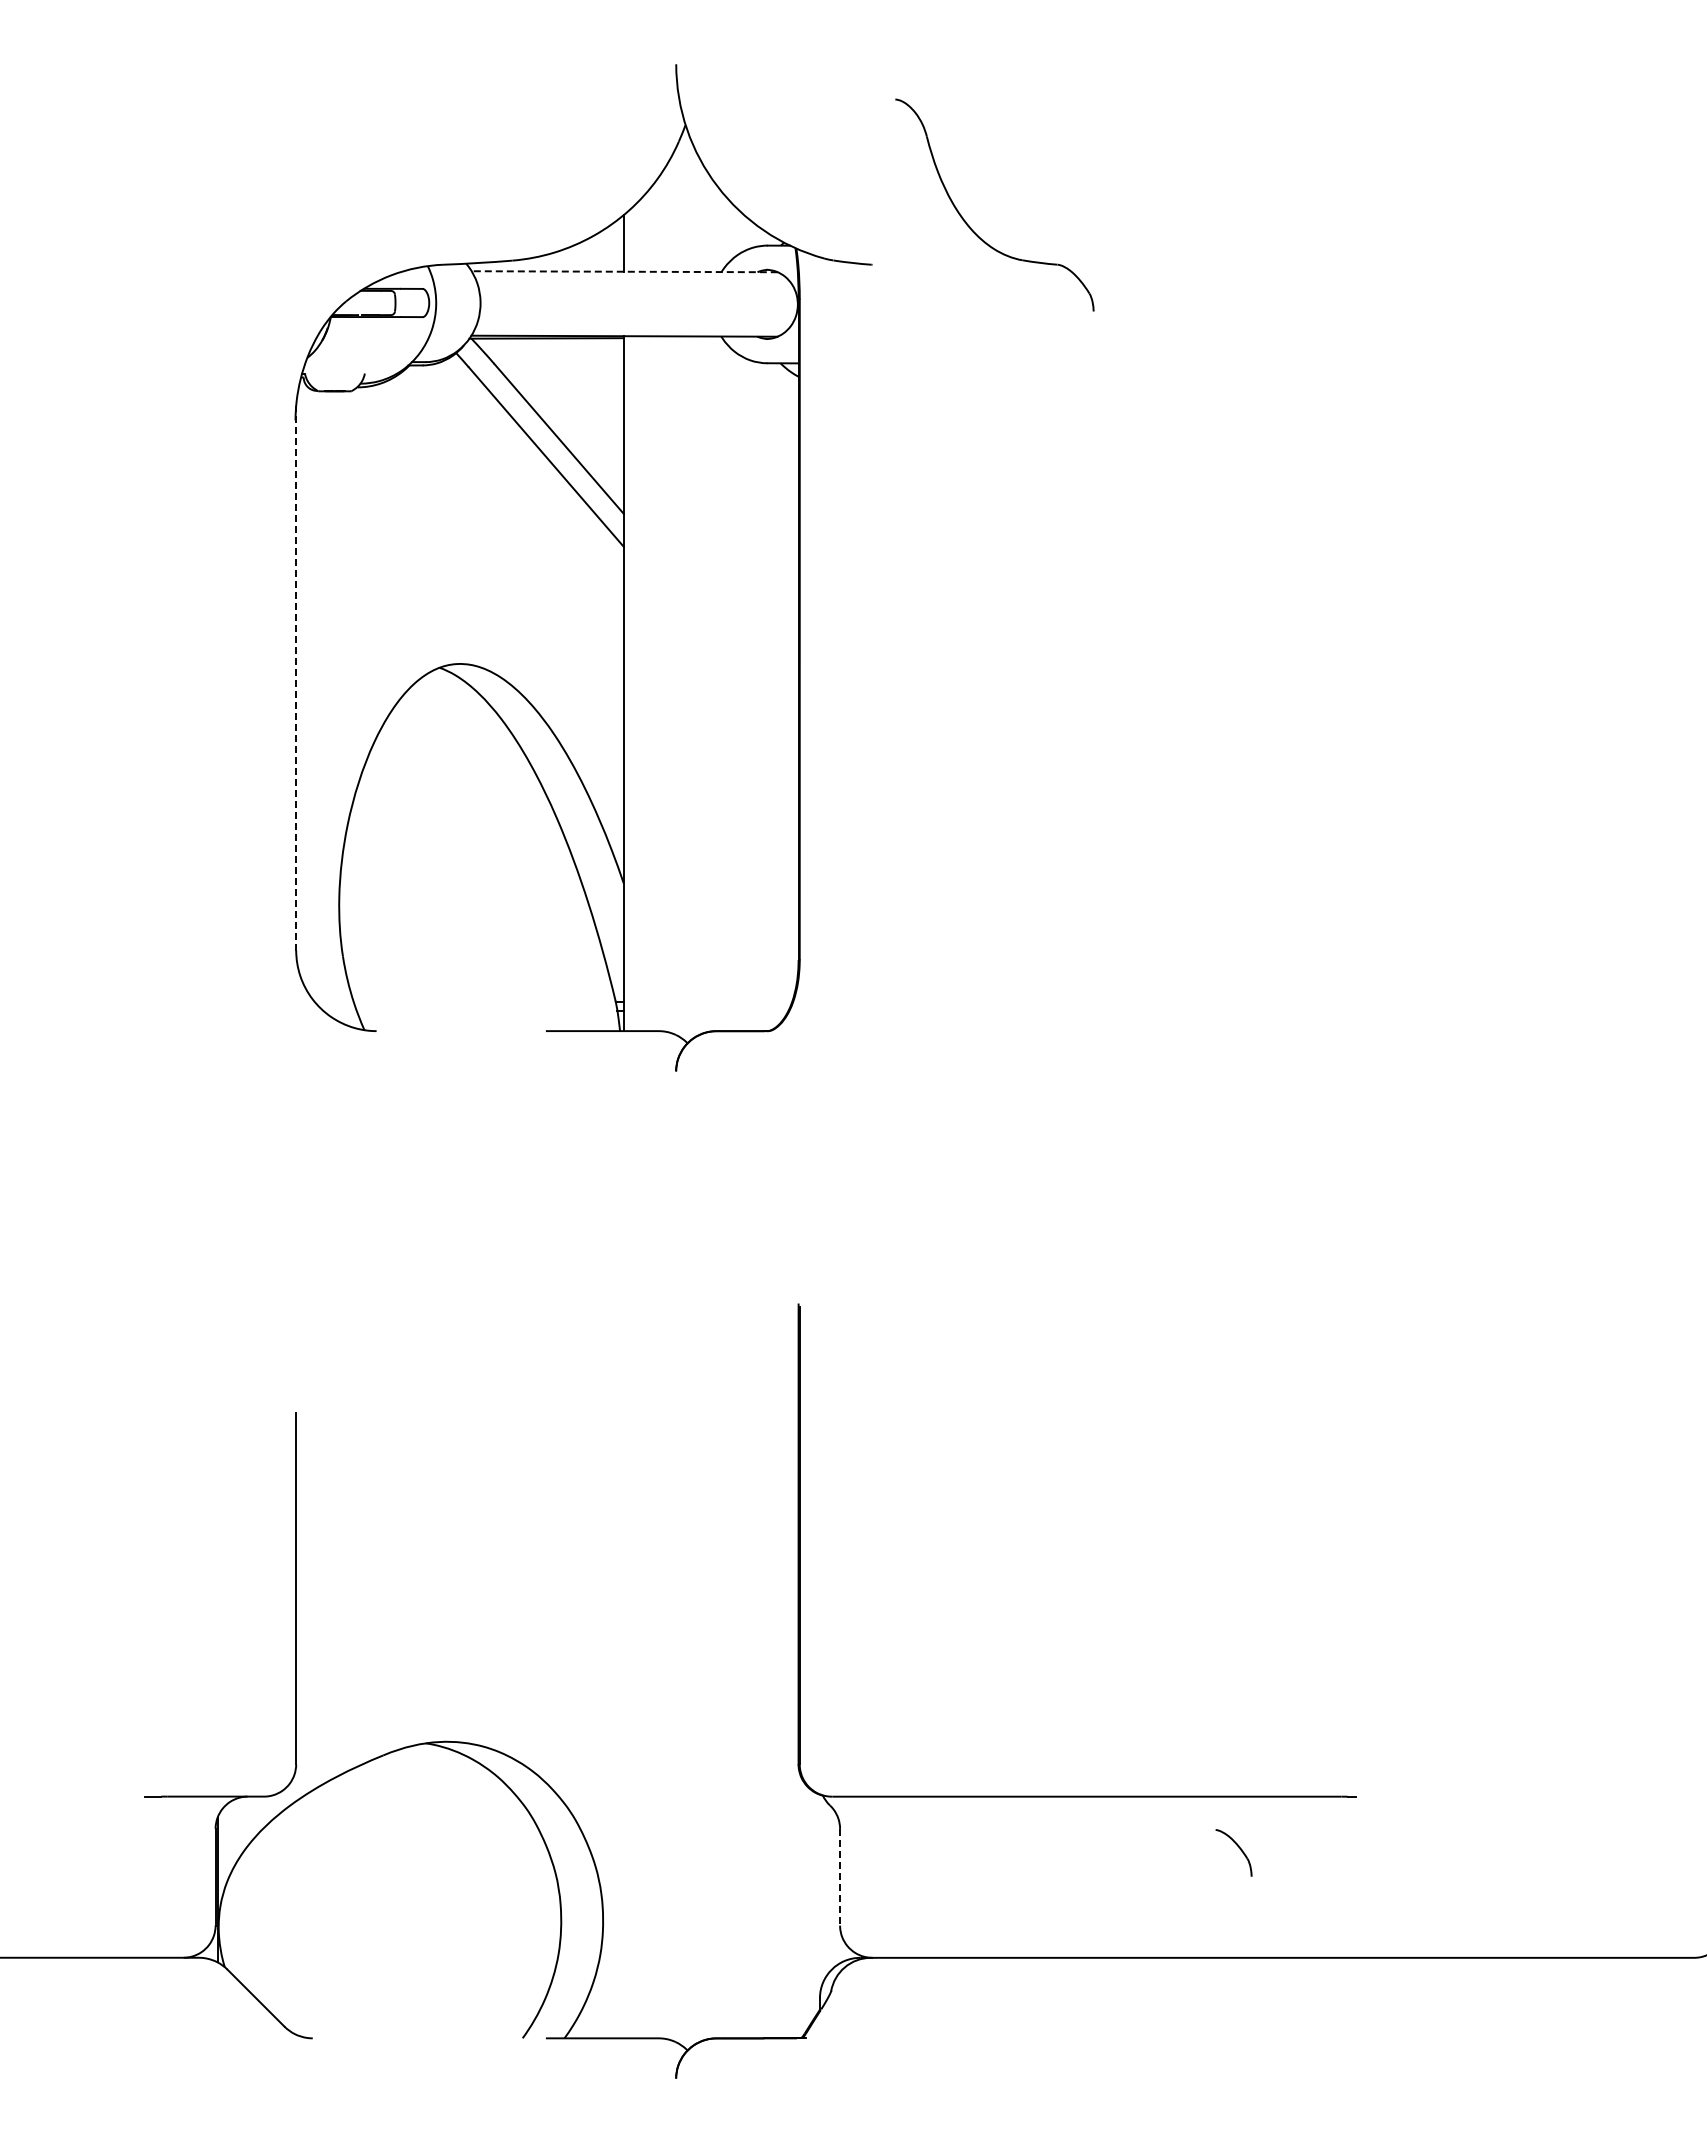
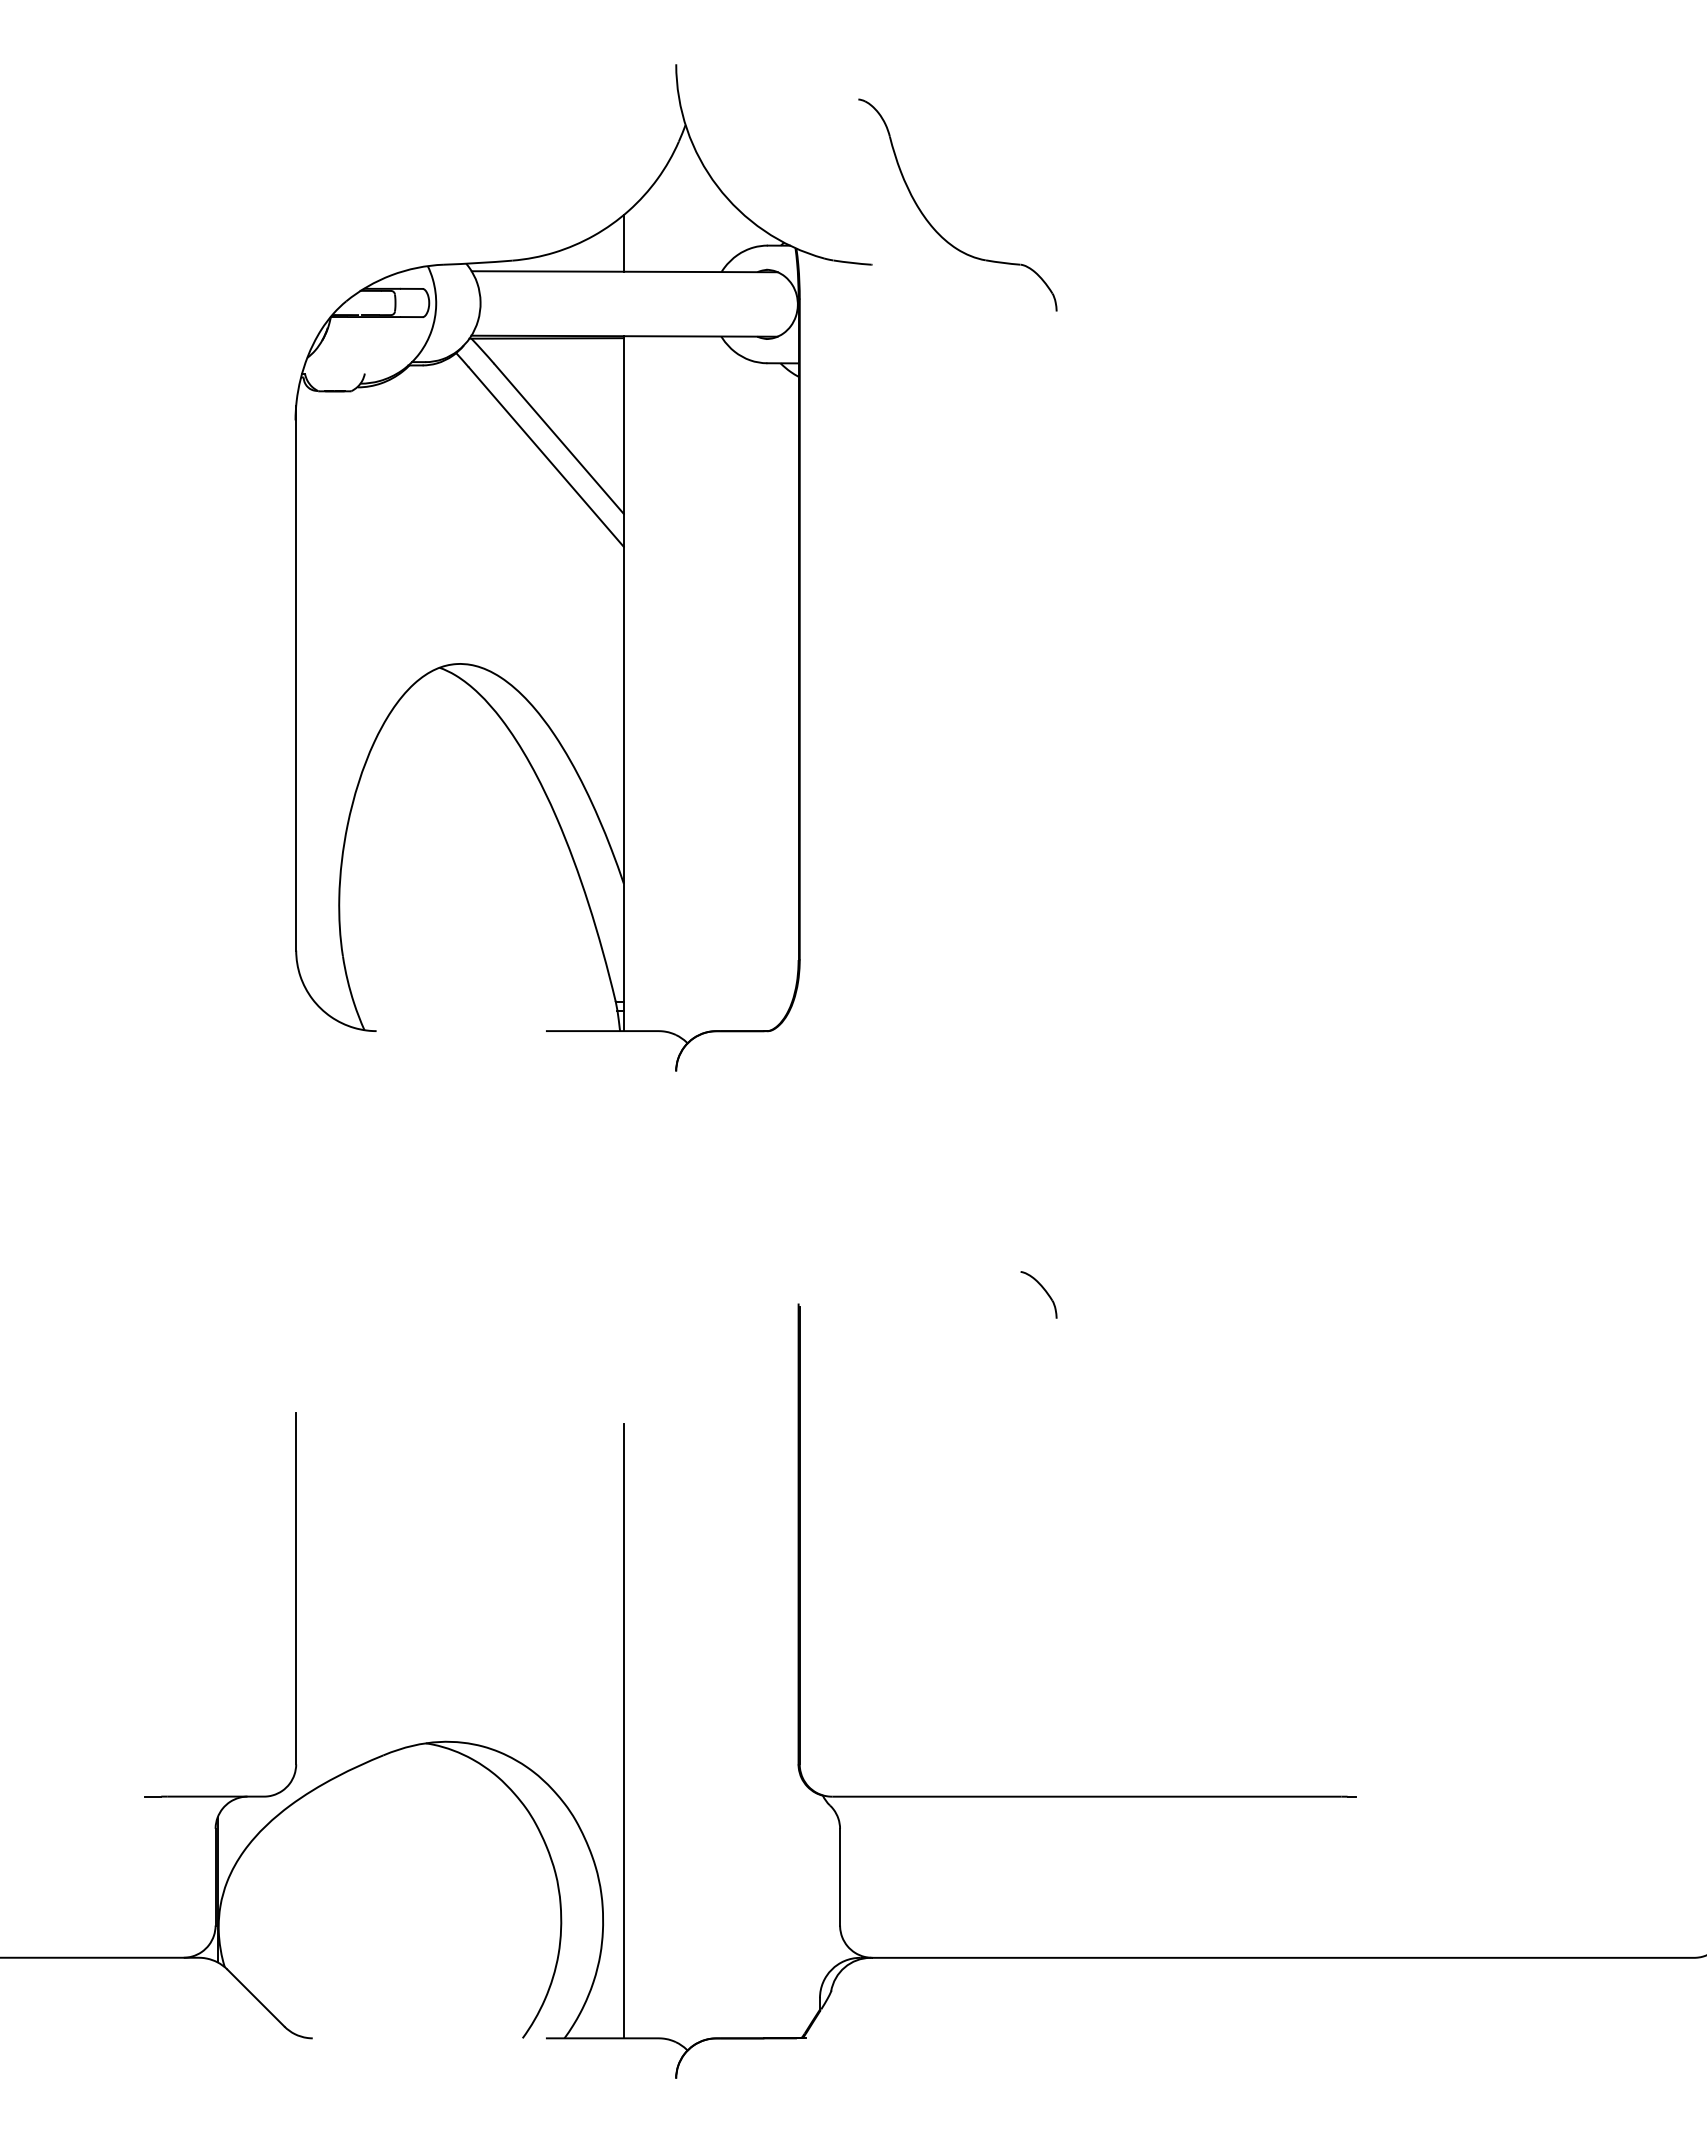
part position: (970, 226) -> (933, 226) (933, 226)
line: dashed -> solid (624, 271)
line: dashed -> solid (296, 677)
line: none -> present (623, 1731)
part position: (1239, 1849) -> (1044, 1291) (1044, 1291)
line: dashed -> solid (840, 1877)
